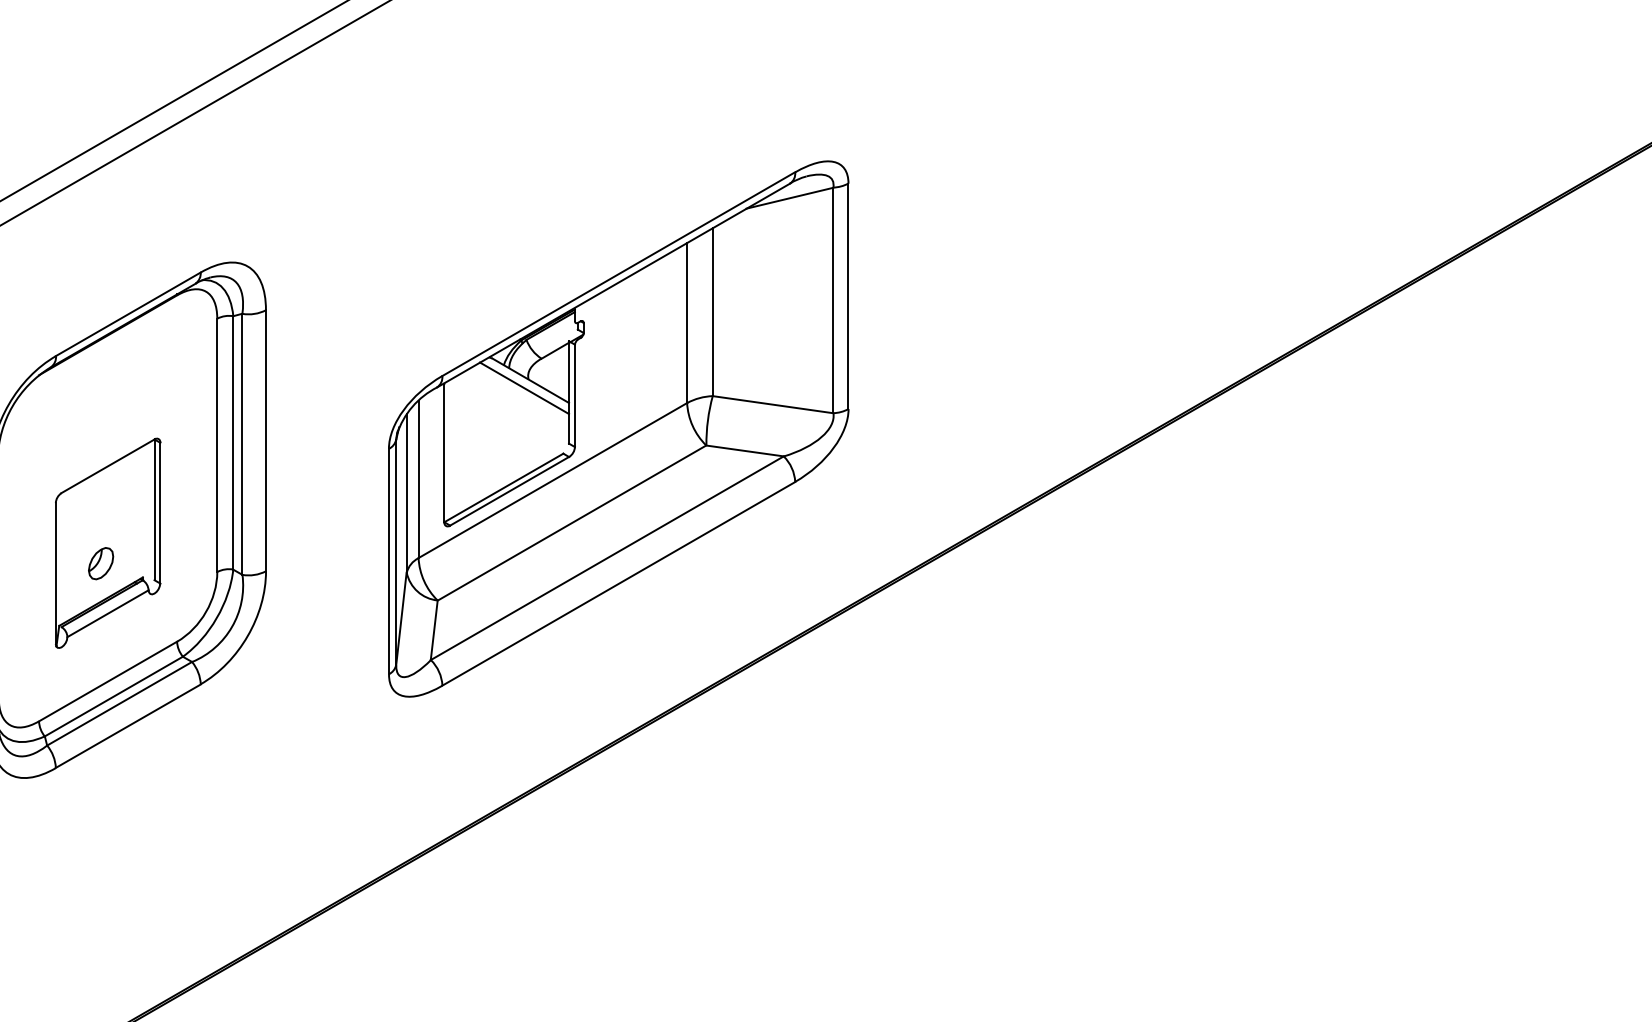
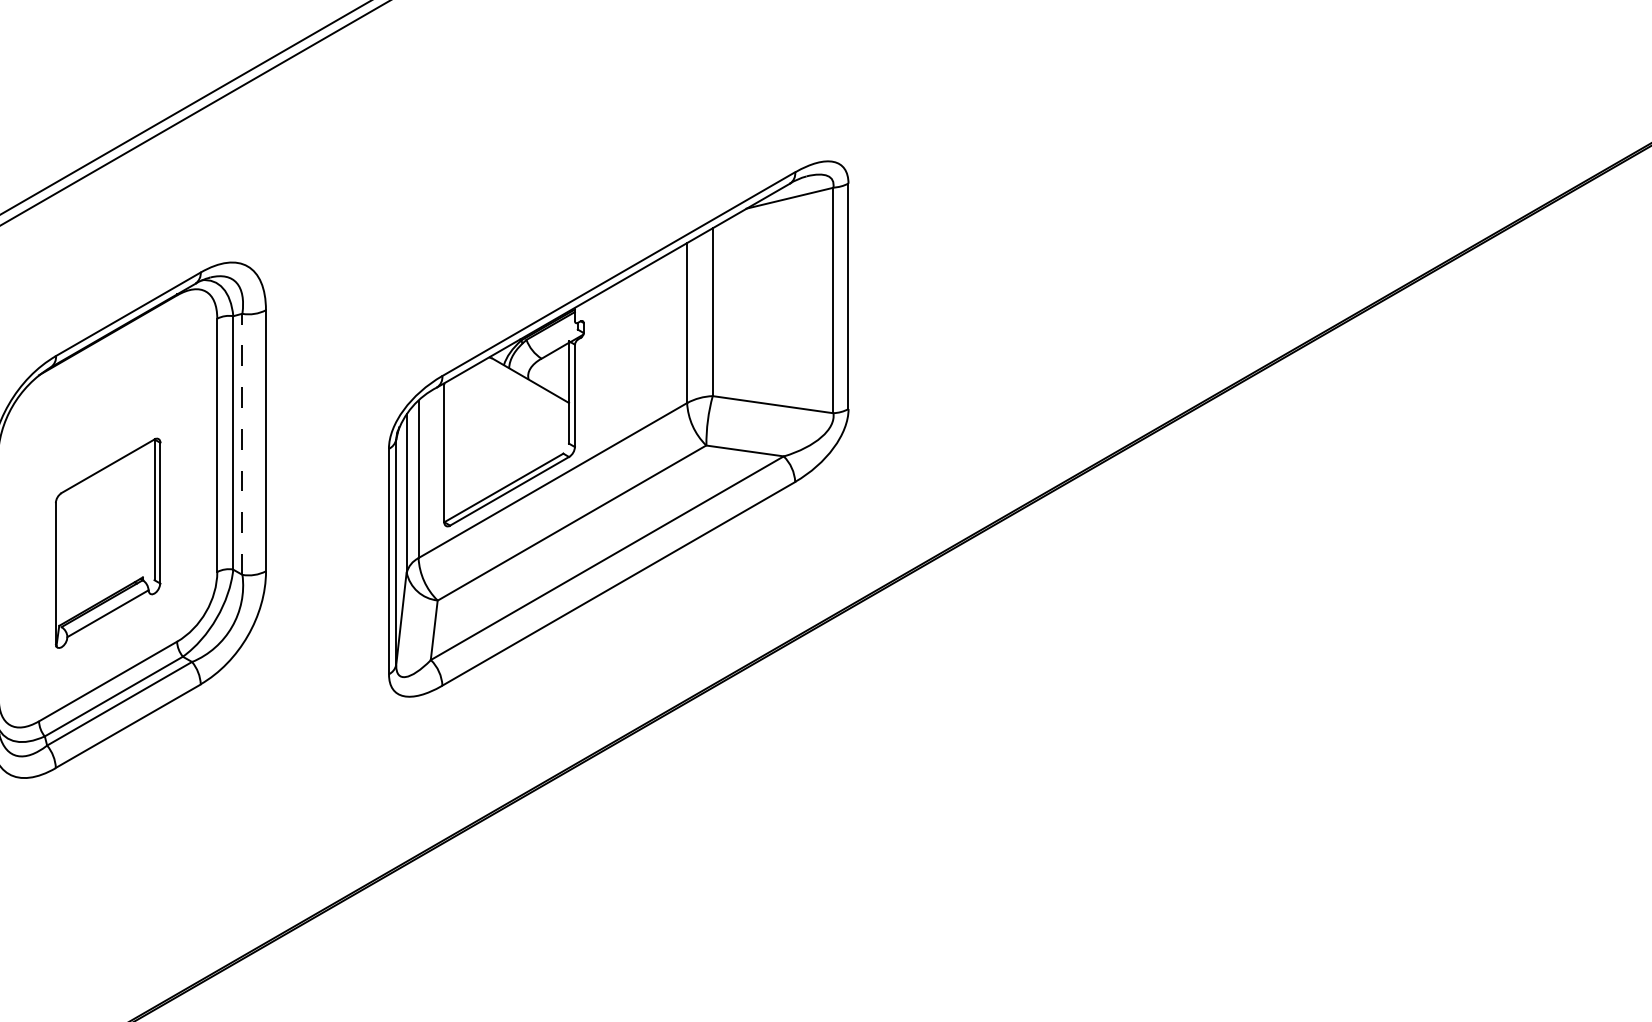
line position: (173, 101) -> (185, 107) (185, 107)
line: present -> none (524, 388)
line: solid -> dashed (242, 444)
part: present -> none (101, 563)
